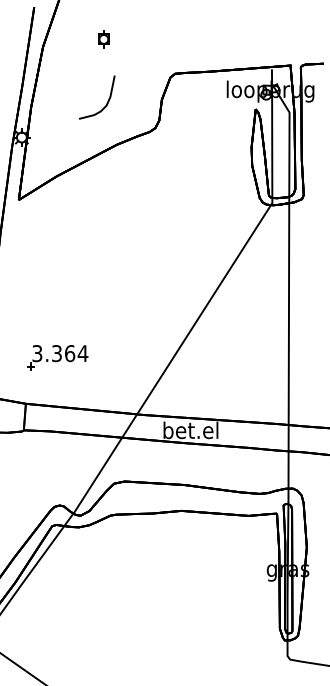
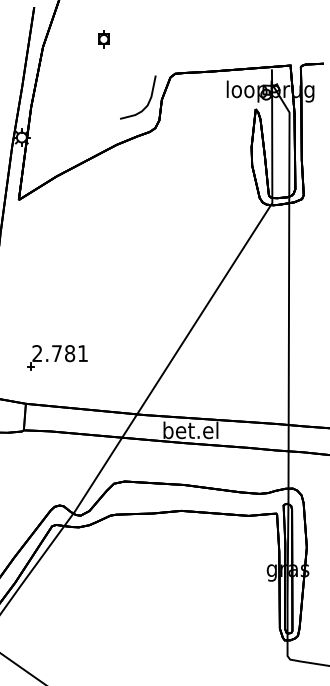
curve position: (107, 100) -> (148, 100) (148, 100)
text: 3.364 -> 2.781 (60, 353)
